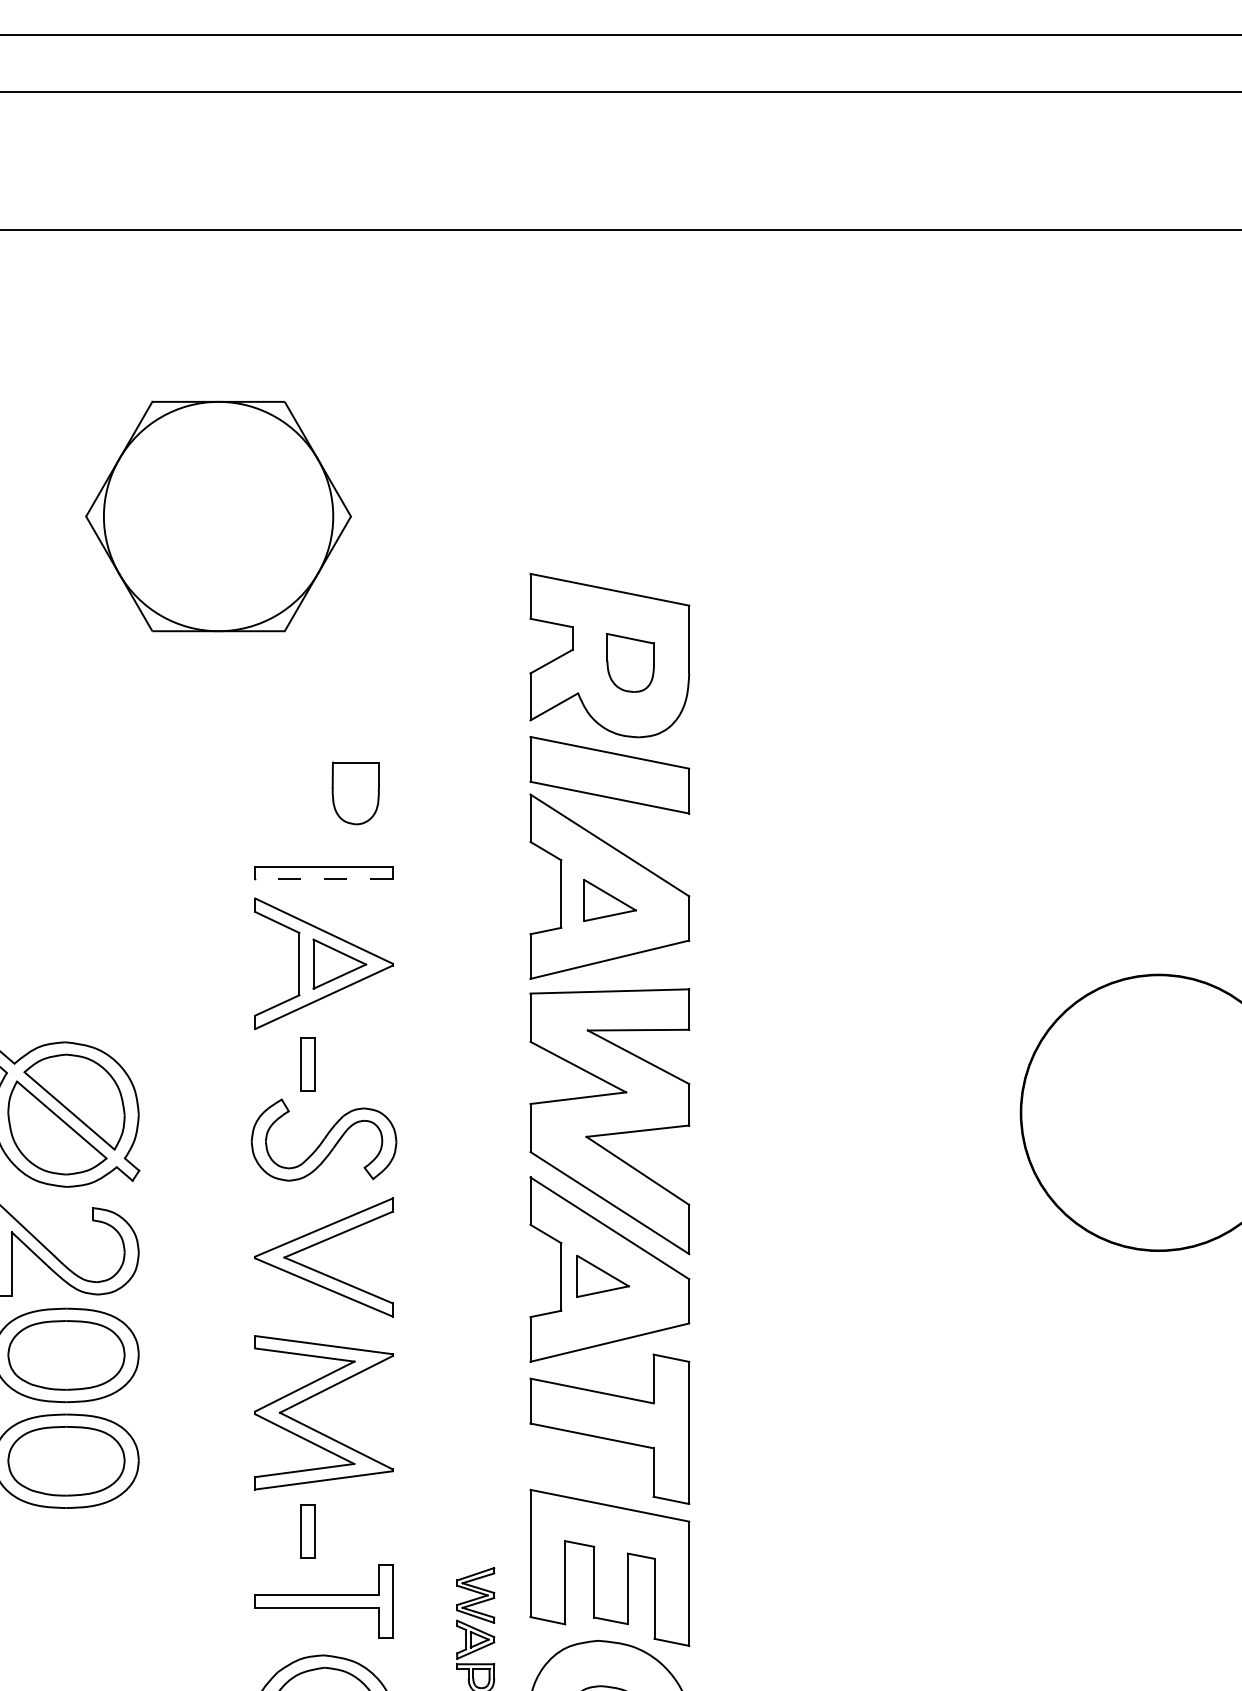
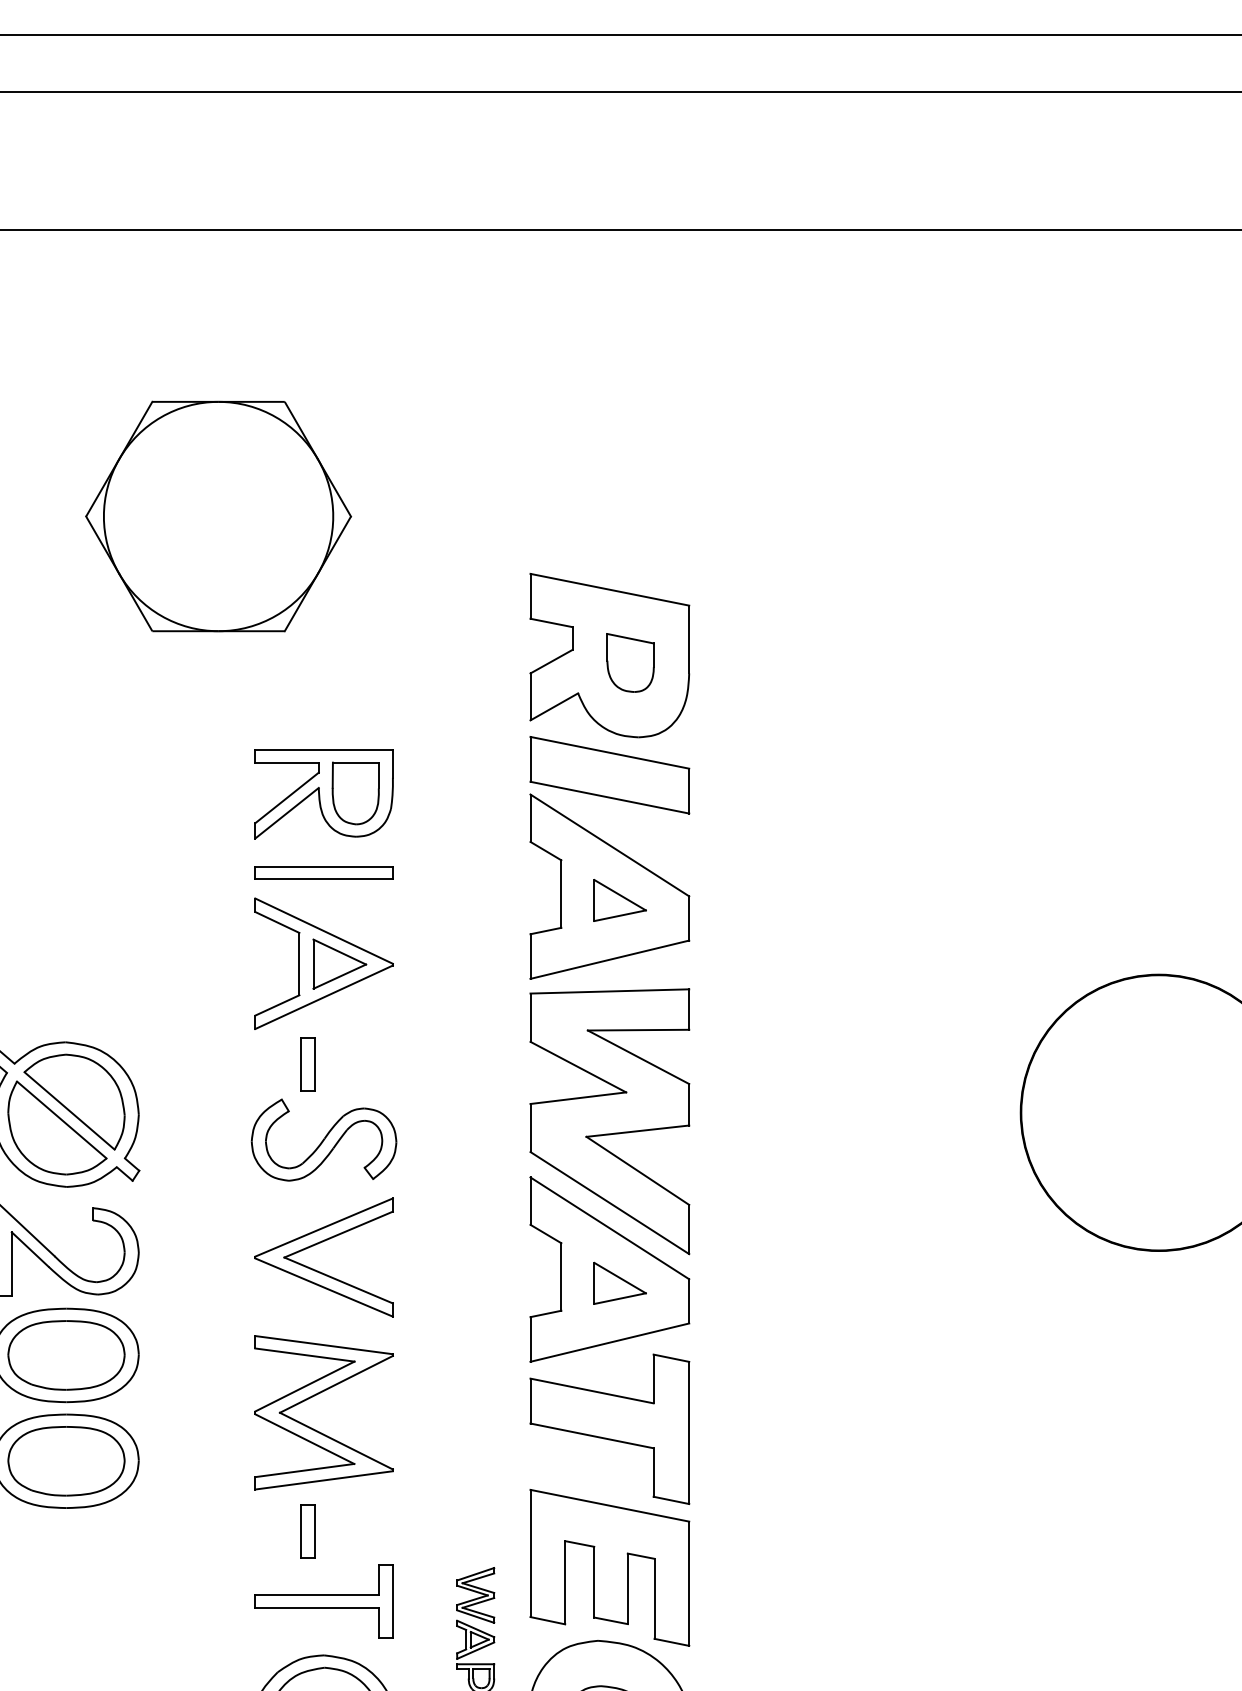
part: none -> present (323, 794)
line: dashed -> solid (324, 879)
part position: (609, 900) -> (619, 900) (619, 900)
part position: (602, 1275) -> (619, 1282) (619, 1282)
